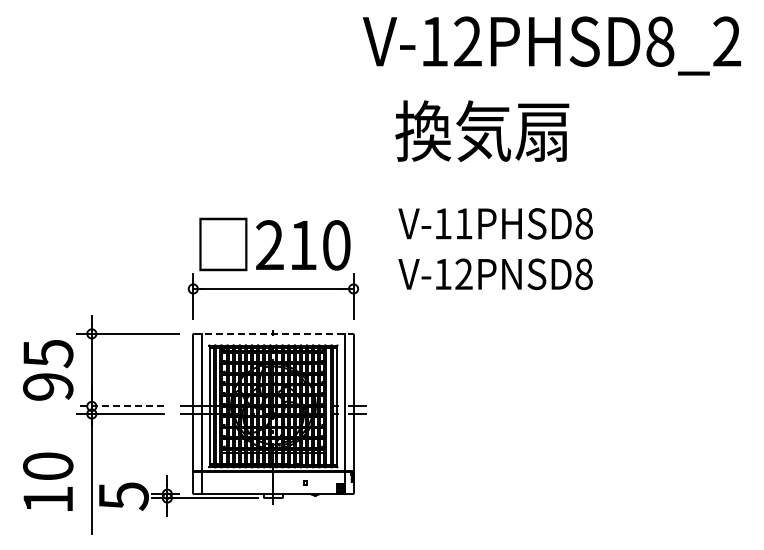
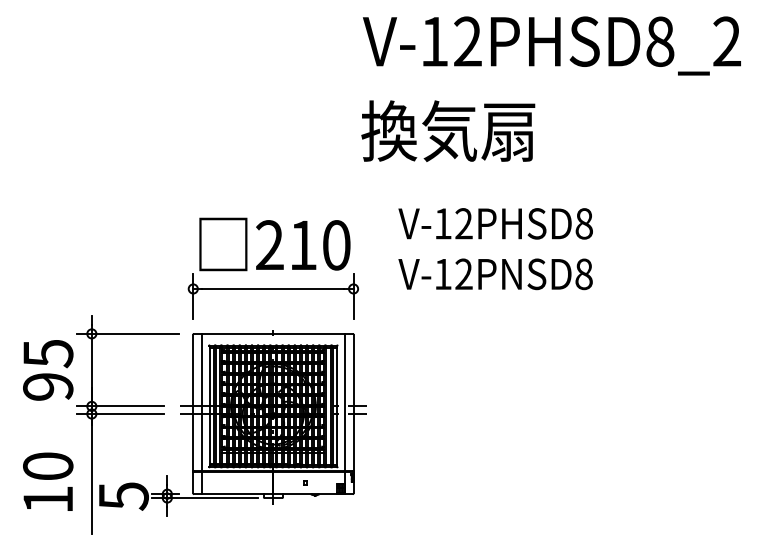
text position: (482, 130) -> (448, 130) (448, 130)
text: V-11PHSD8 -> V-12PHSD8 (463, 223)
line: dashed -> solid (273, 333)
line: dashed -> solid (120, 406)
